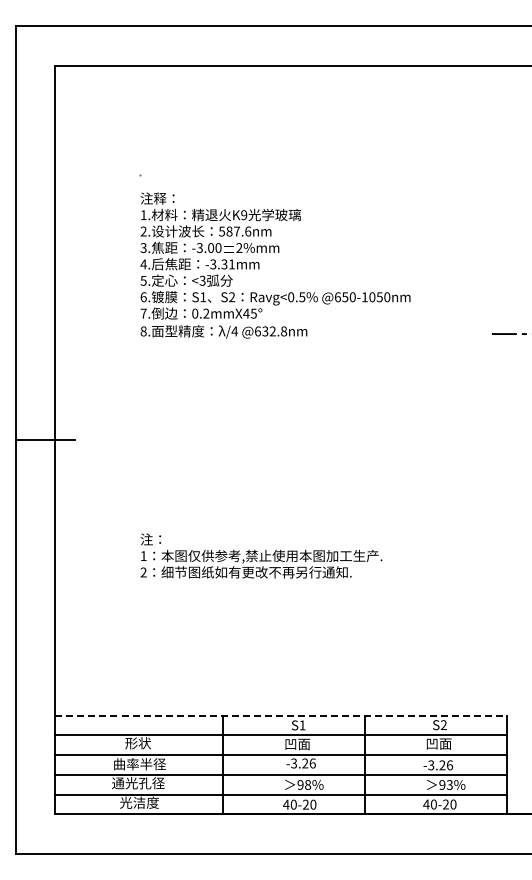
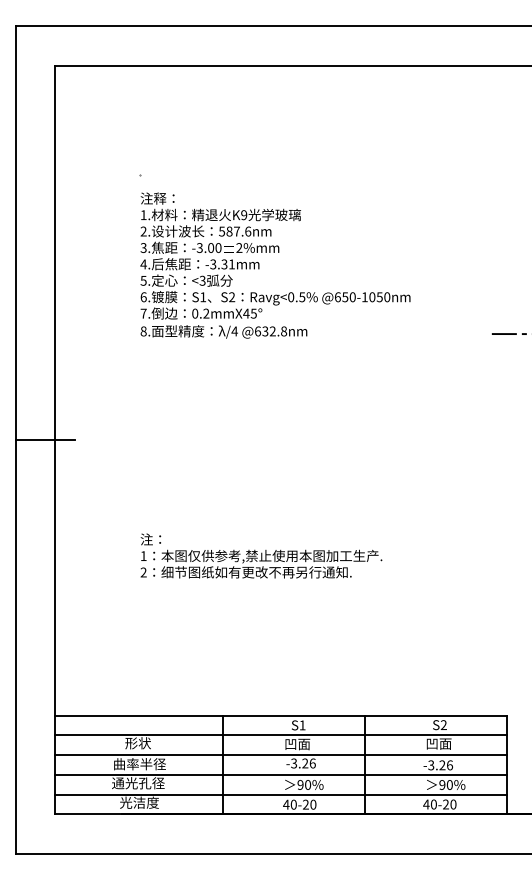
line: dashed -> solid (281, 715)
text: 98% -> 90% (308, 784)
text: 93% -> 90% (449, 784)
